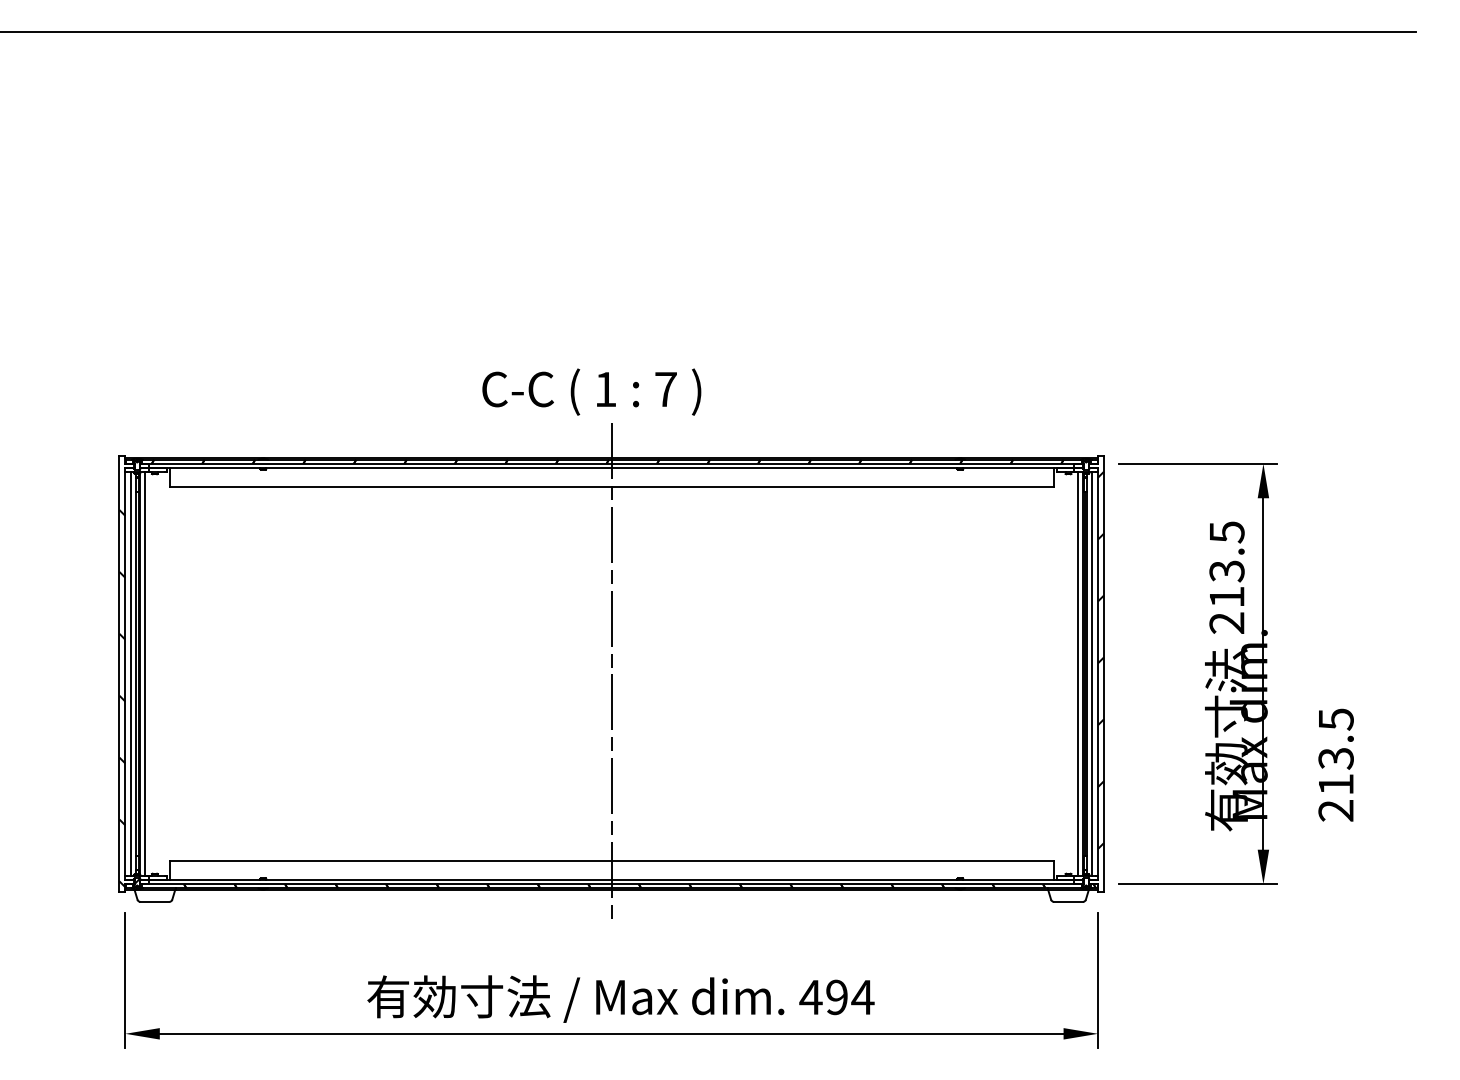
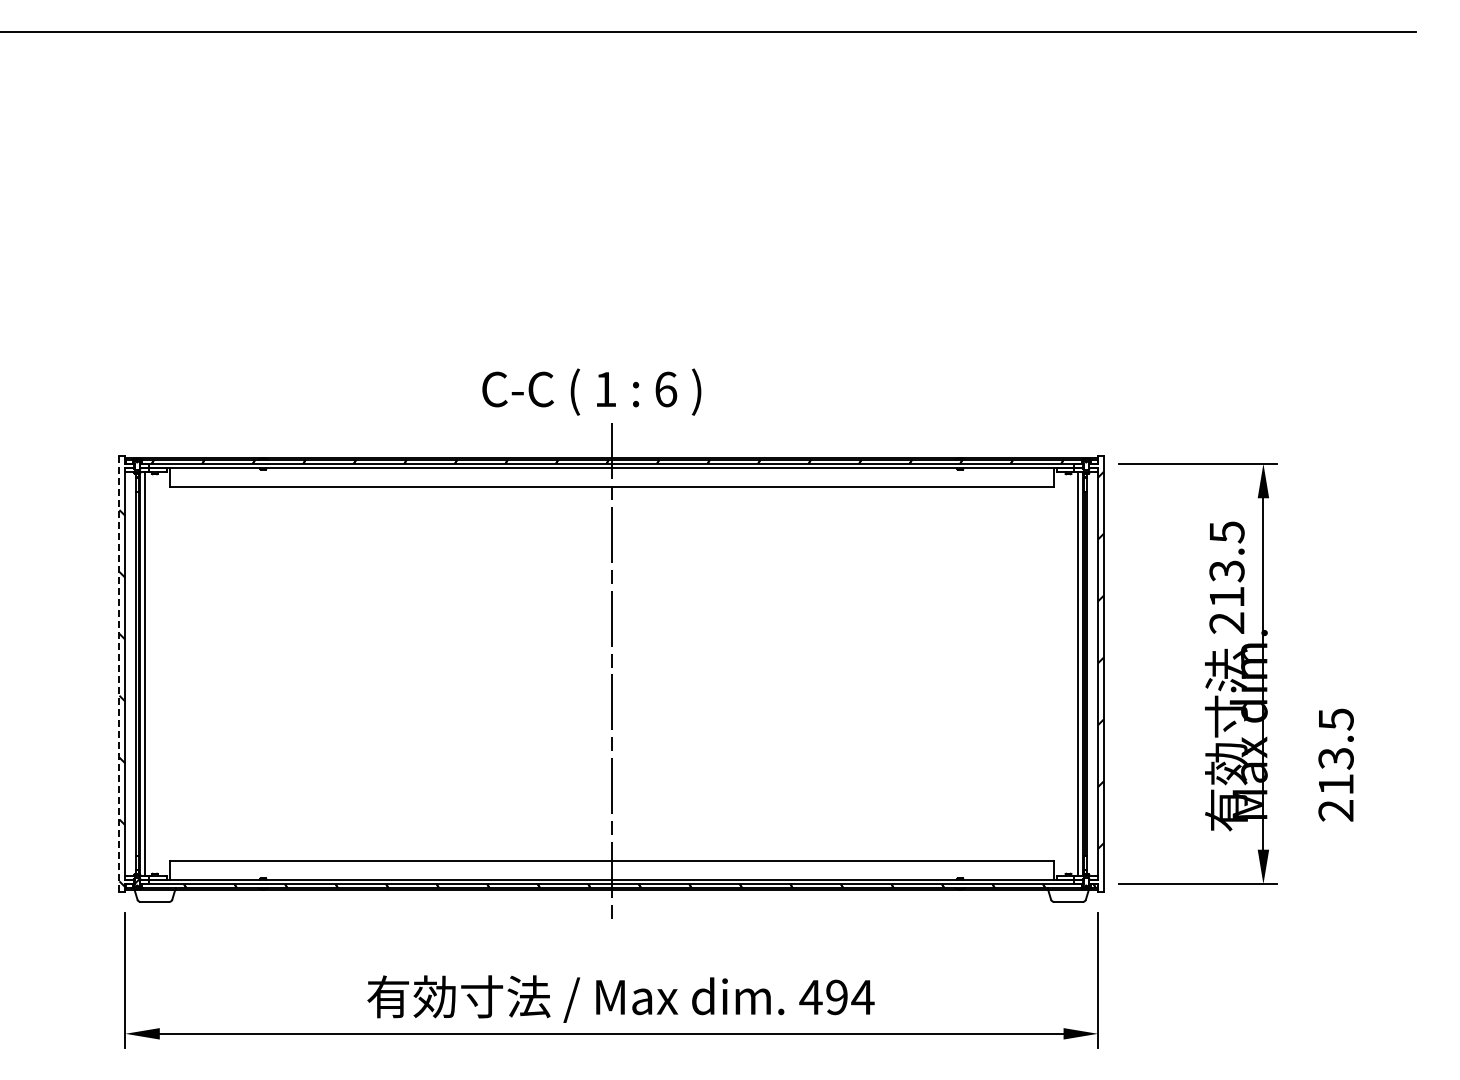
text: 7 -> 6 (666, 389)
line: present -> none (131, 673)
line: present -> none (1092, 673)
line: solid -> dashed (119, 674)
